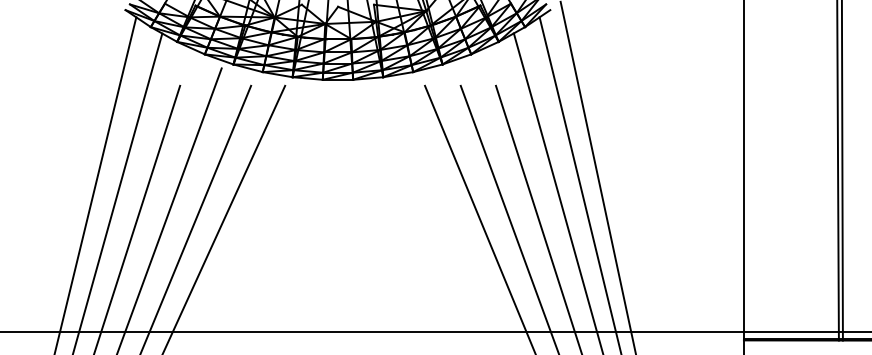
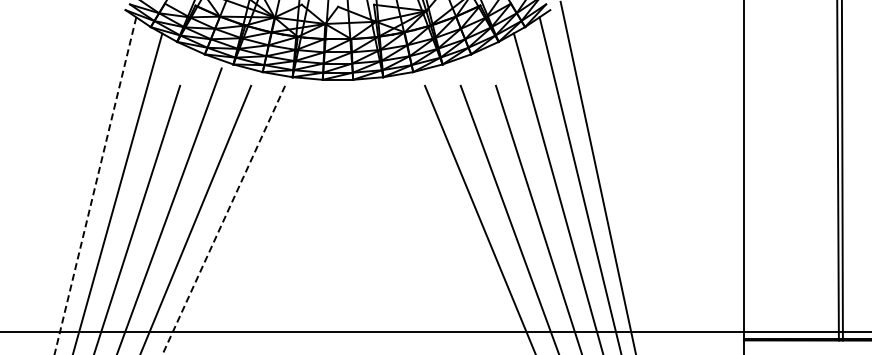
line: solid -> dashed (95, 186)
line: solid -> dashed (223, 220)
